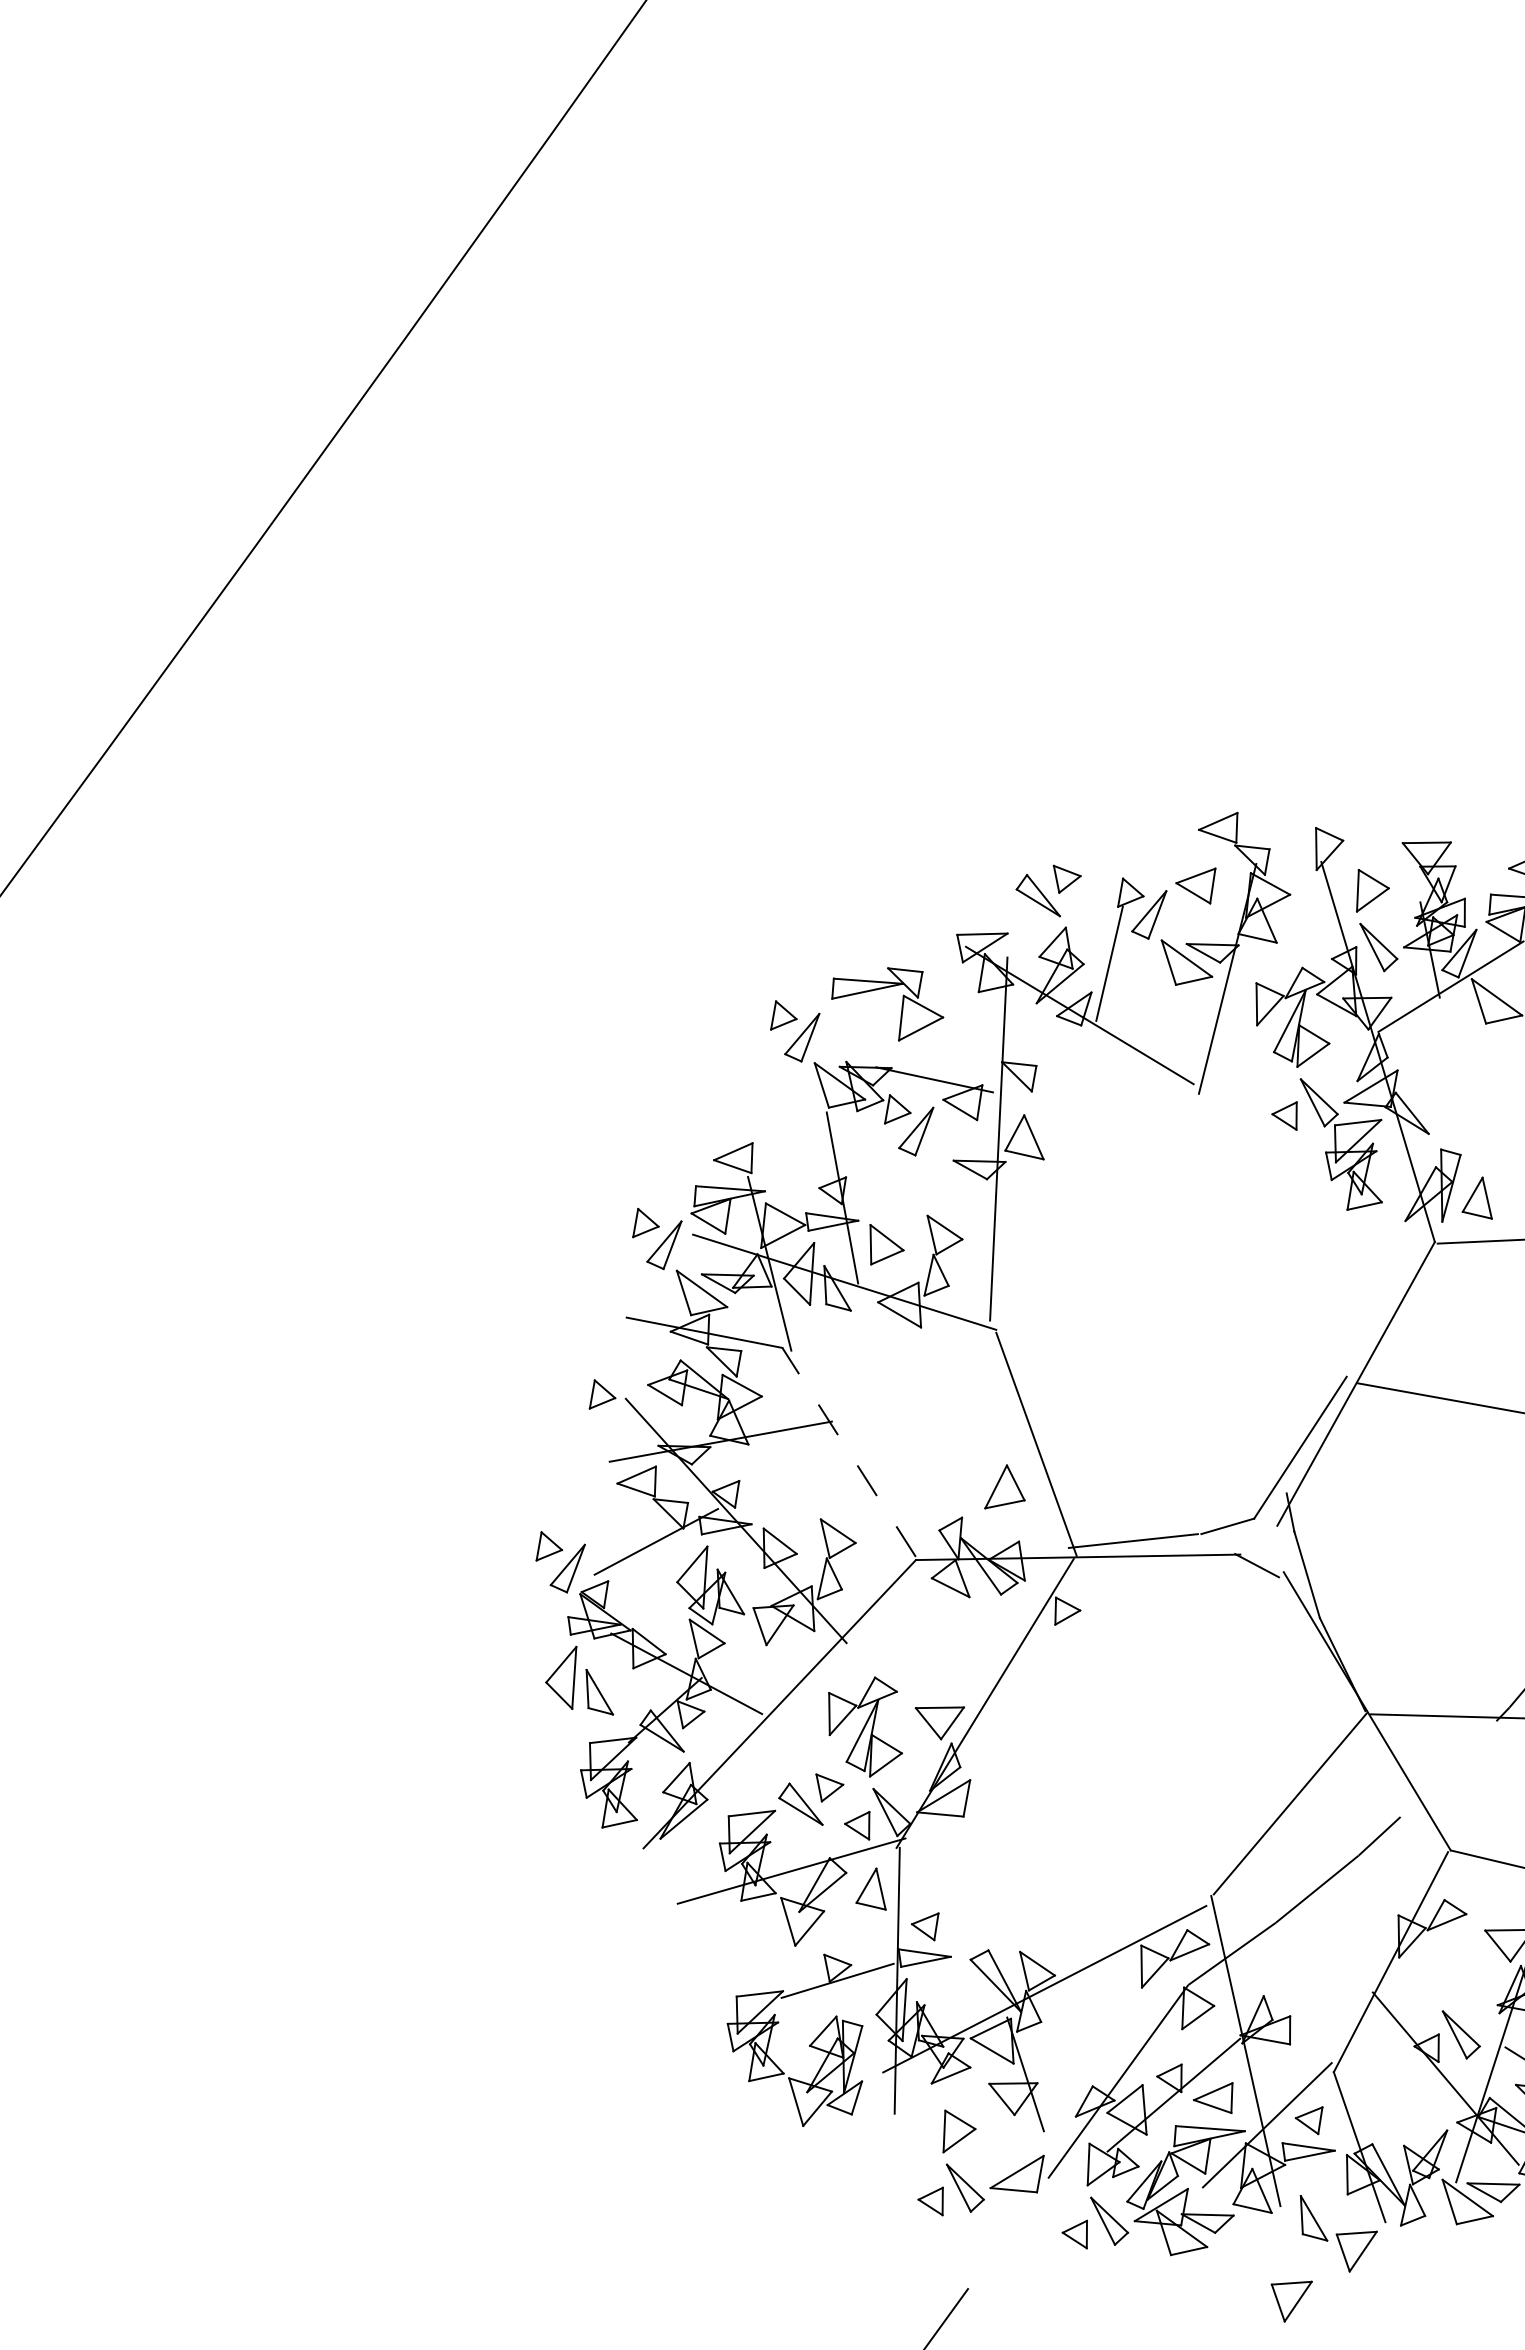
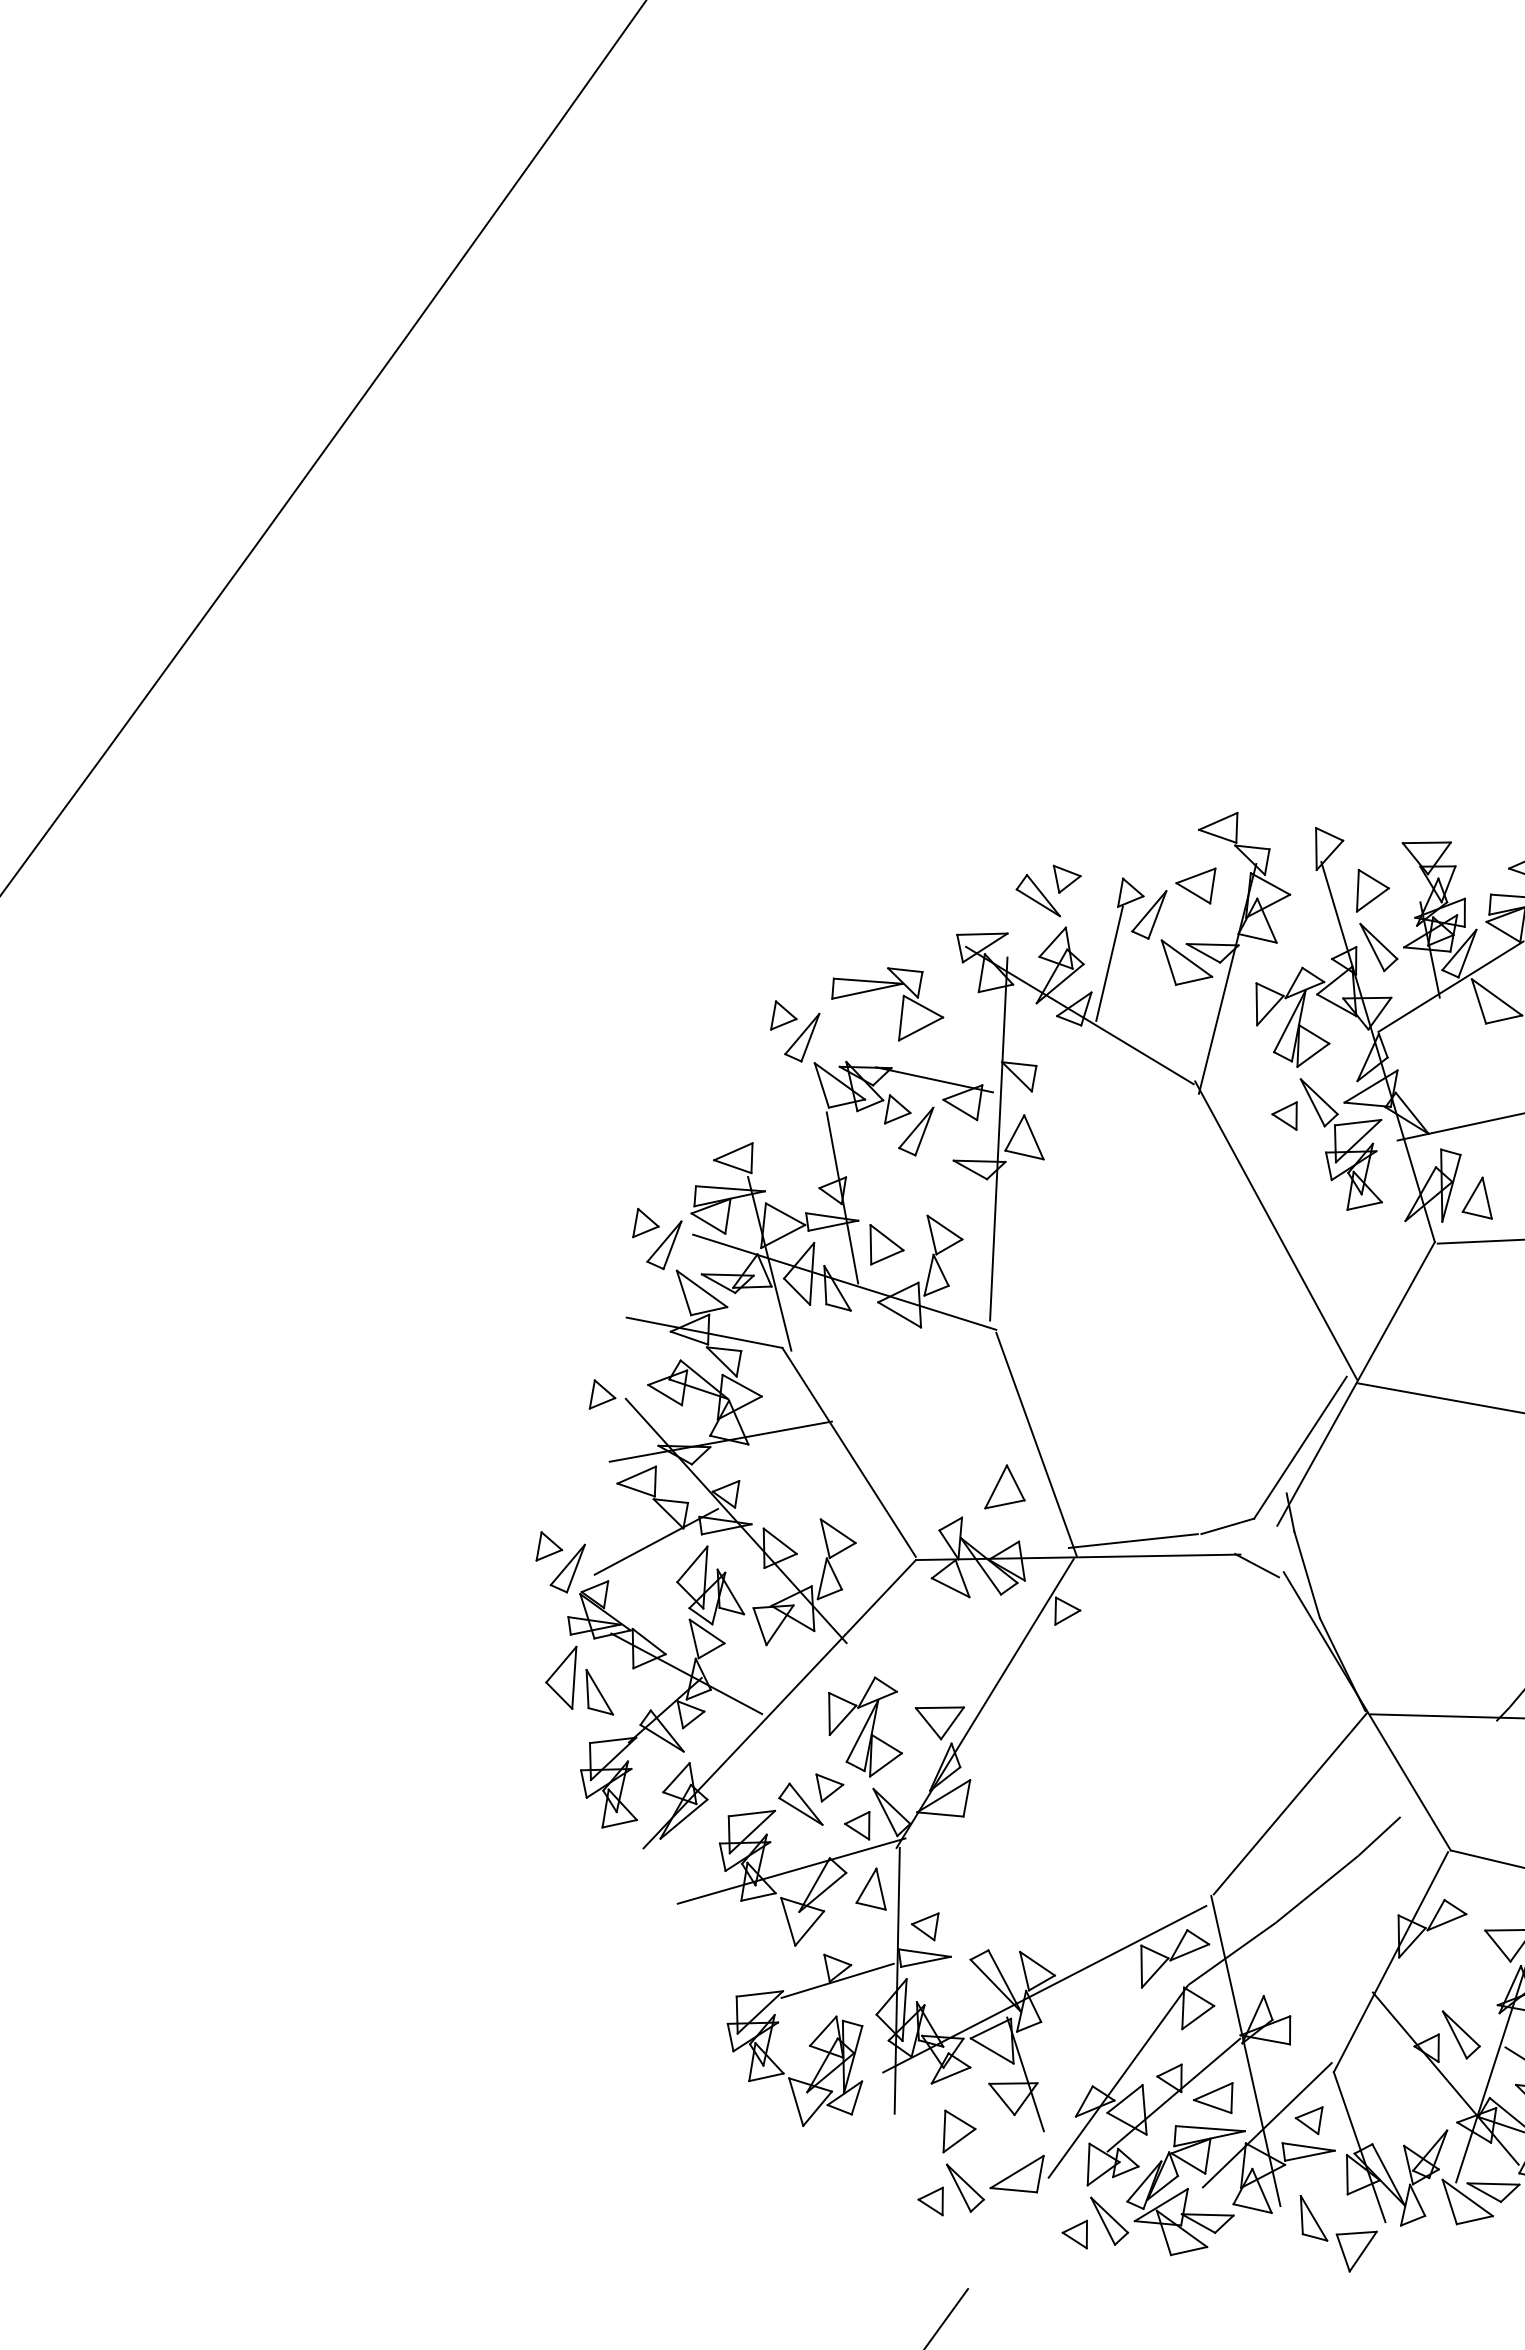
line: none -> present (1459, 1126)
line: none -> present (1275, 1230)
line: dashed -> solid (849, 1452)
part: present -> none (1291, 2301)
